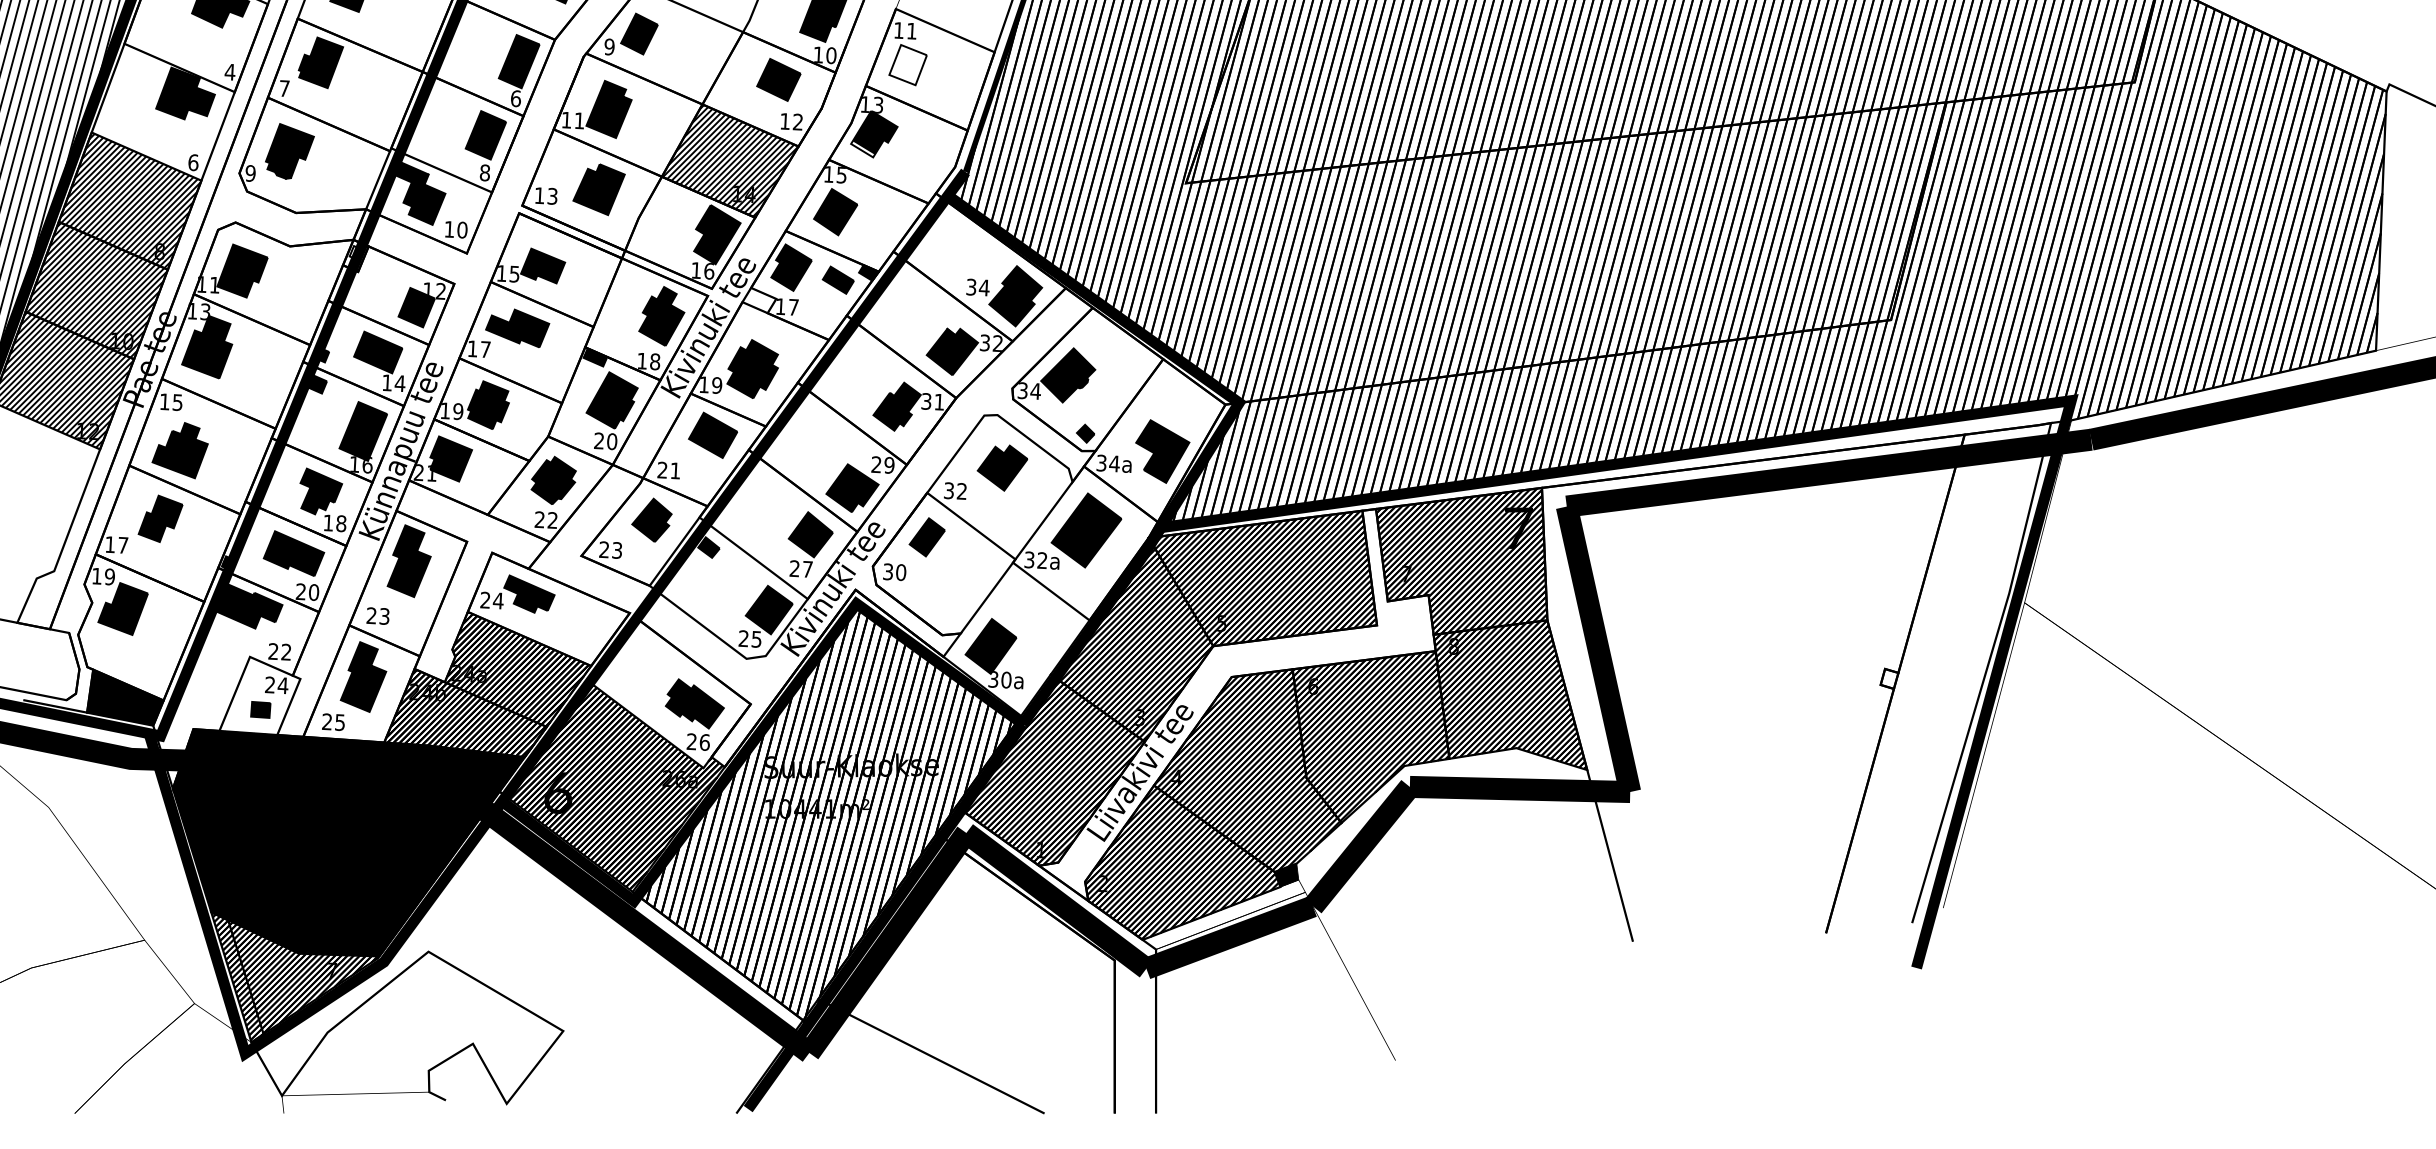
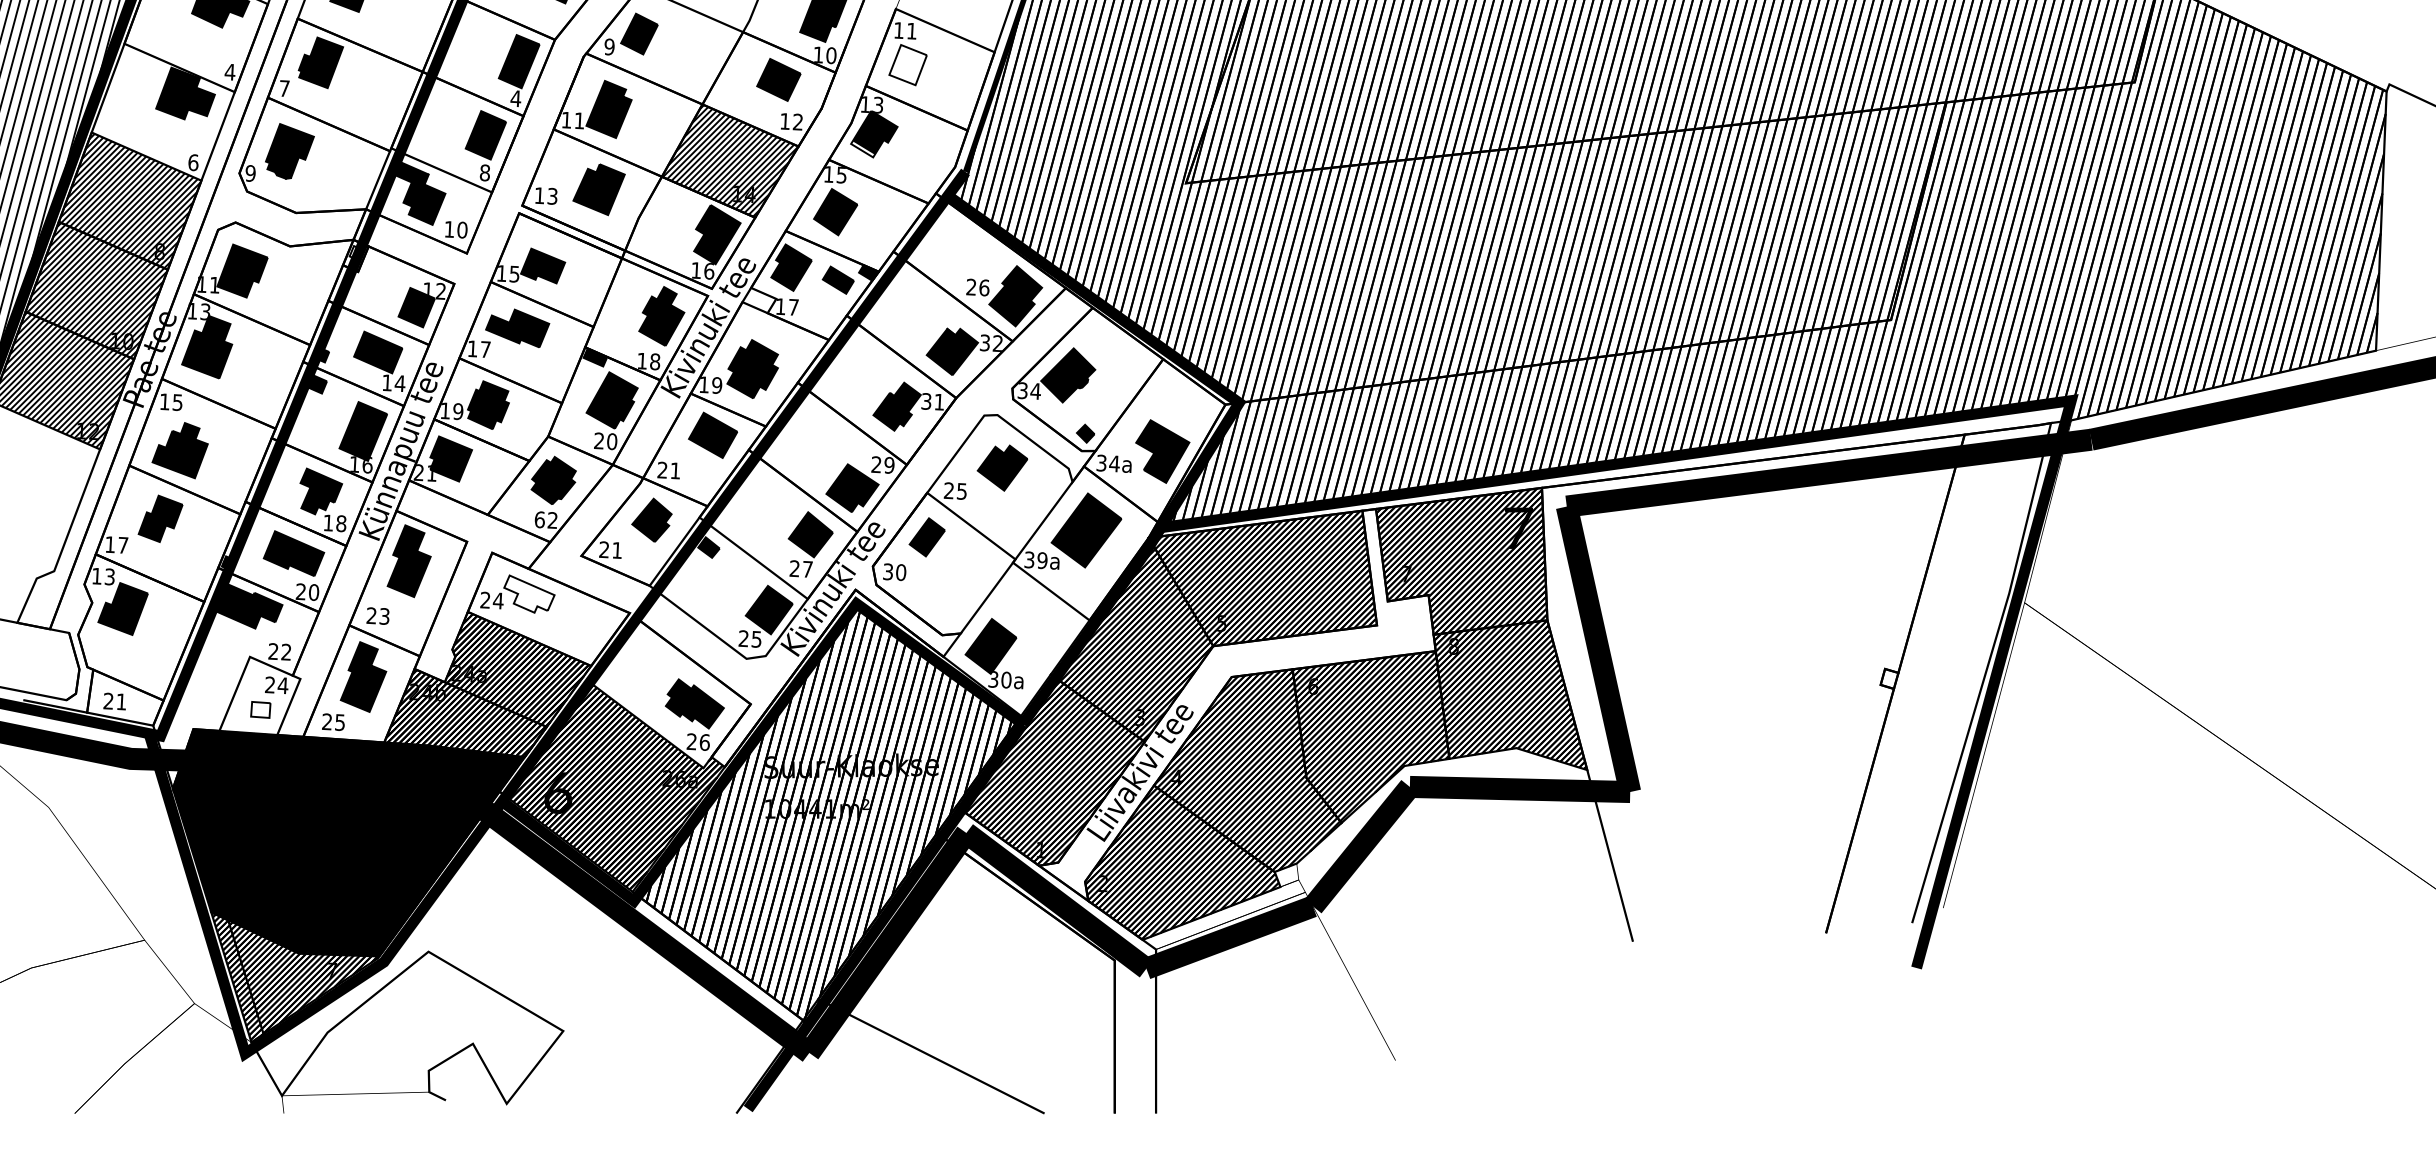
text: 6 -> 4 (515, 98)
text: 34 -> 26 (977, 287)
text: 32 -> 25 (954, 490)
text: 22 -> 62 (539, 519)
text: 23 -> 21 (616, 550)
text: 32a -> 39a (1042, 560)
text: 19 -> 13 (109, 576)
fill: present -> none (529, 593)
fill: present -> none (125, 697)
fill: present -> none (260, 709)
fill: present -> none (1286, 874)
